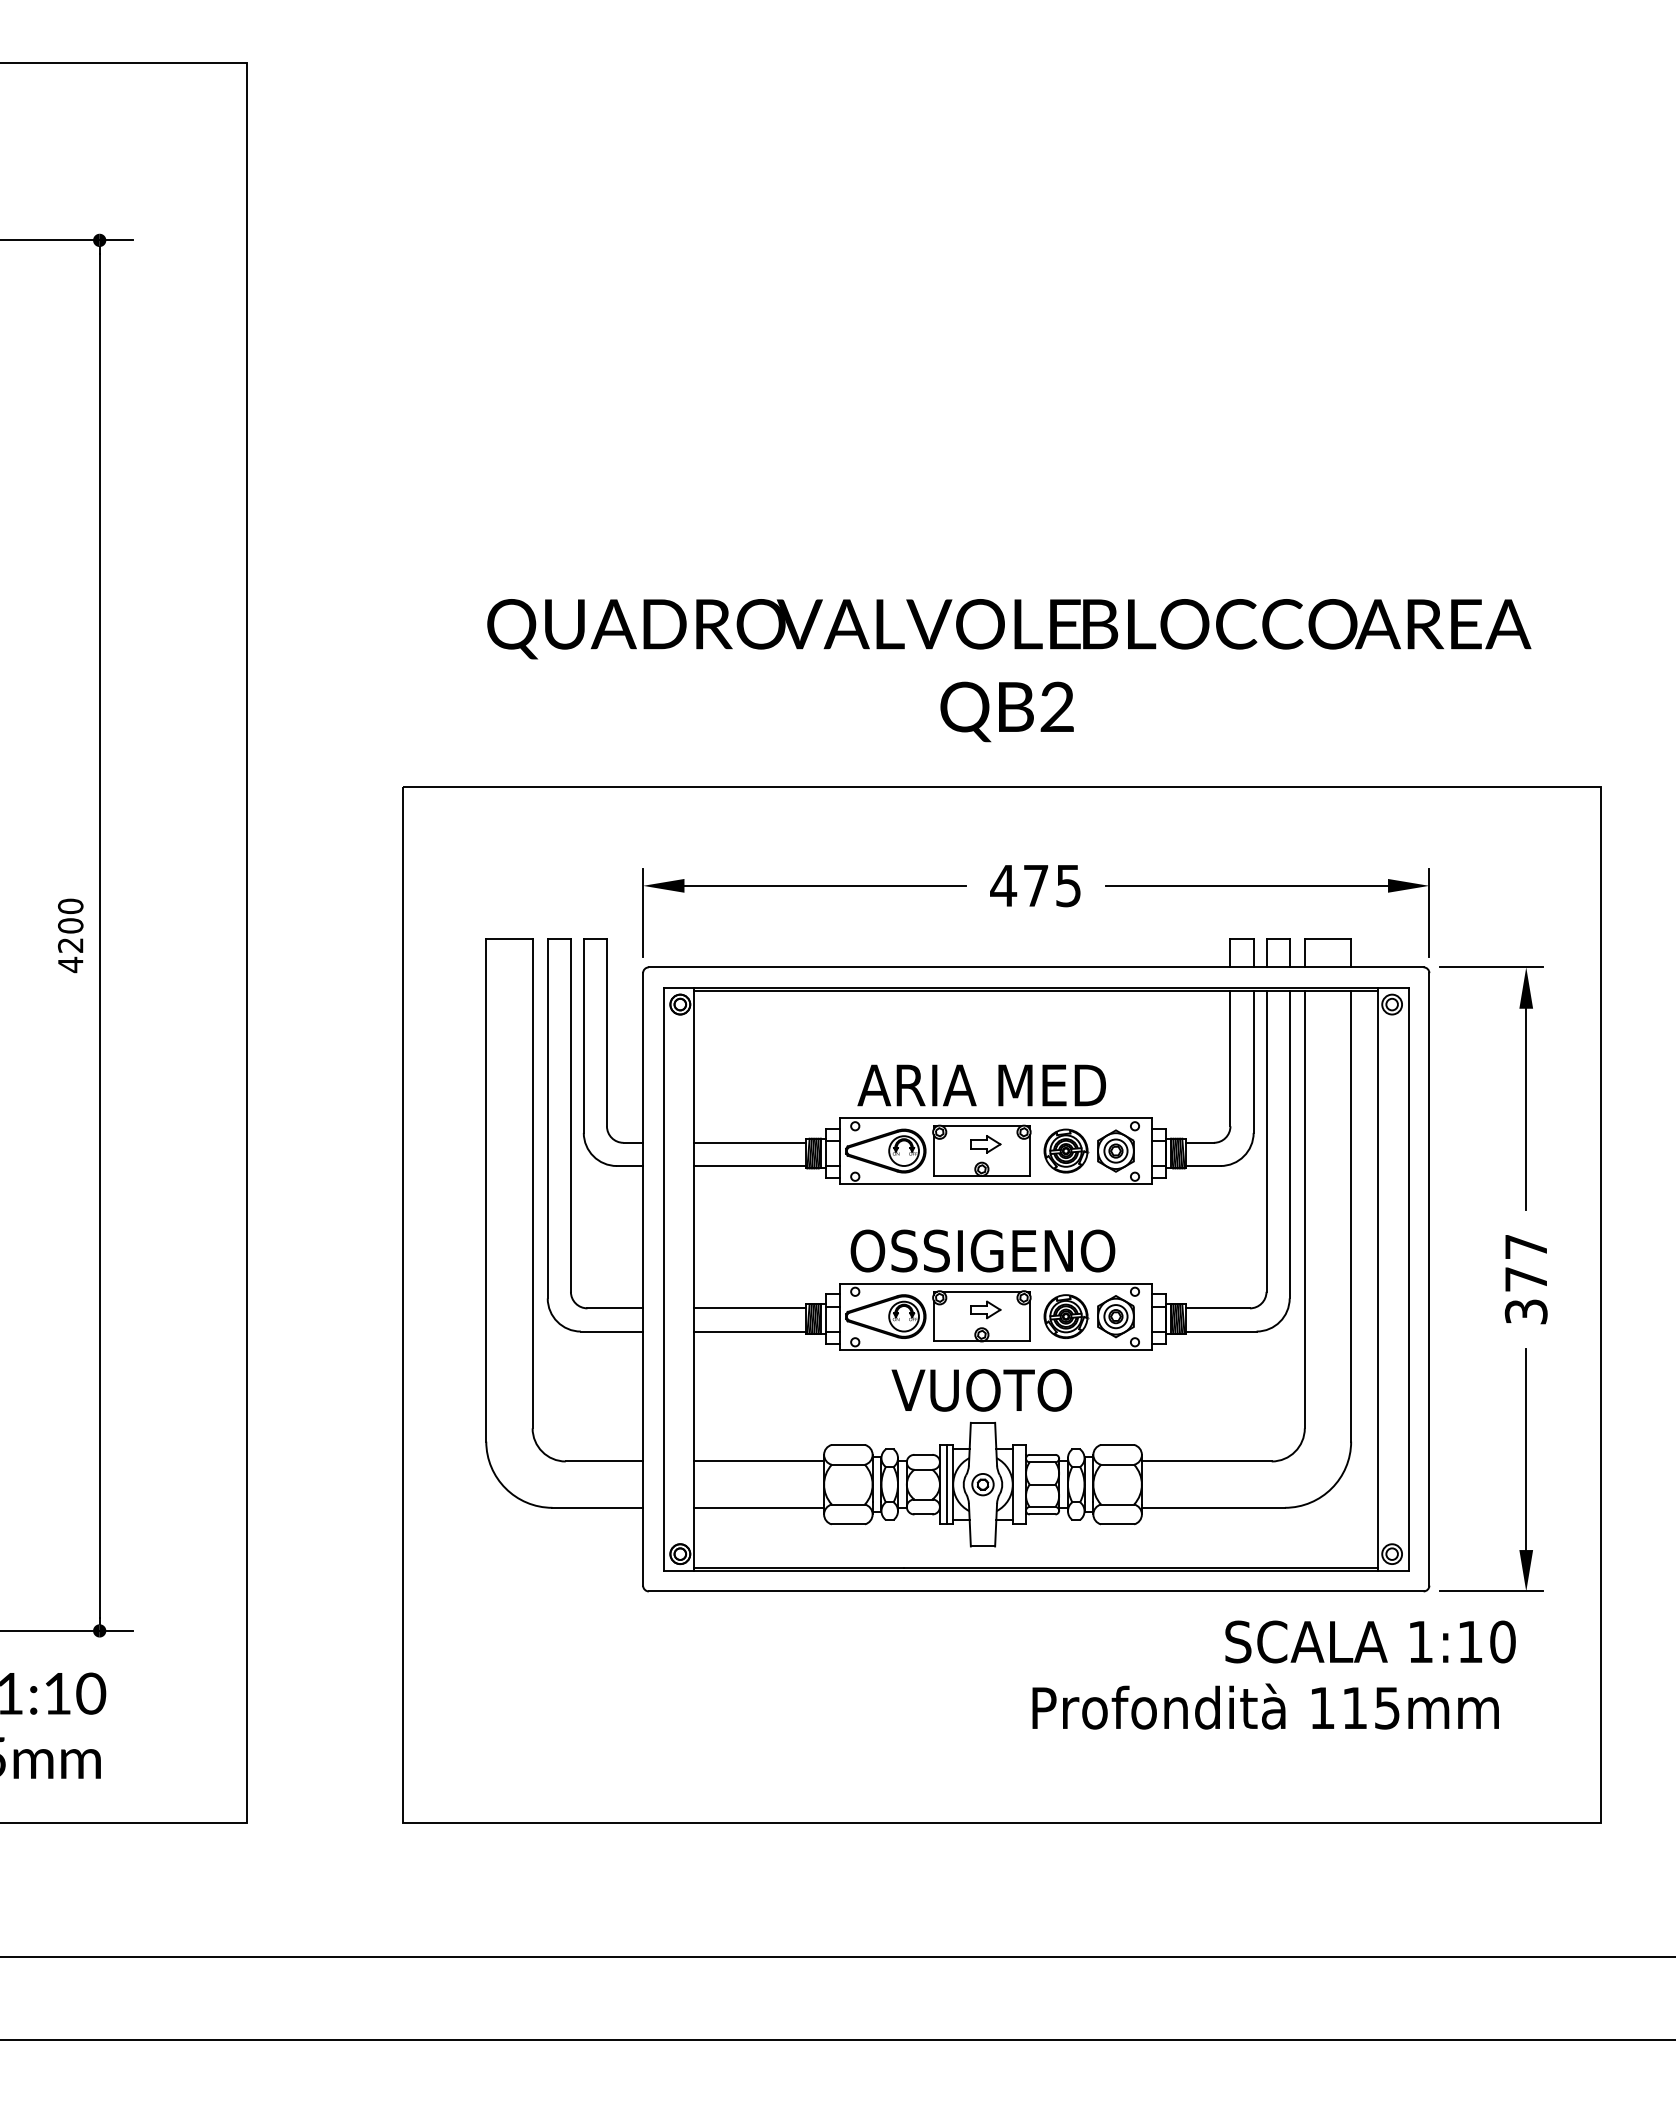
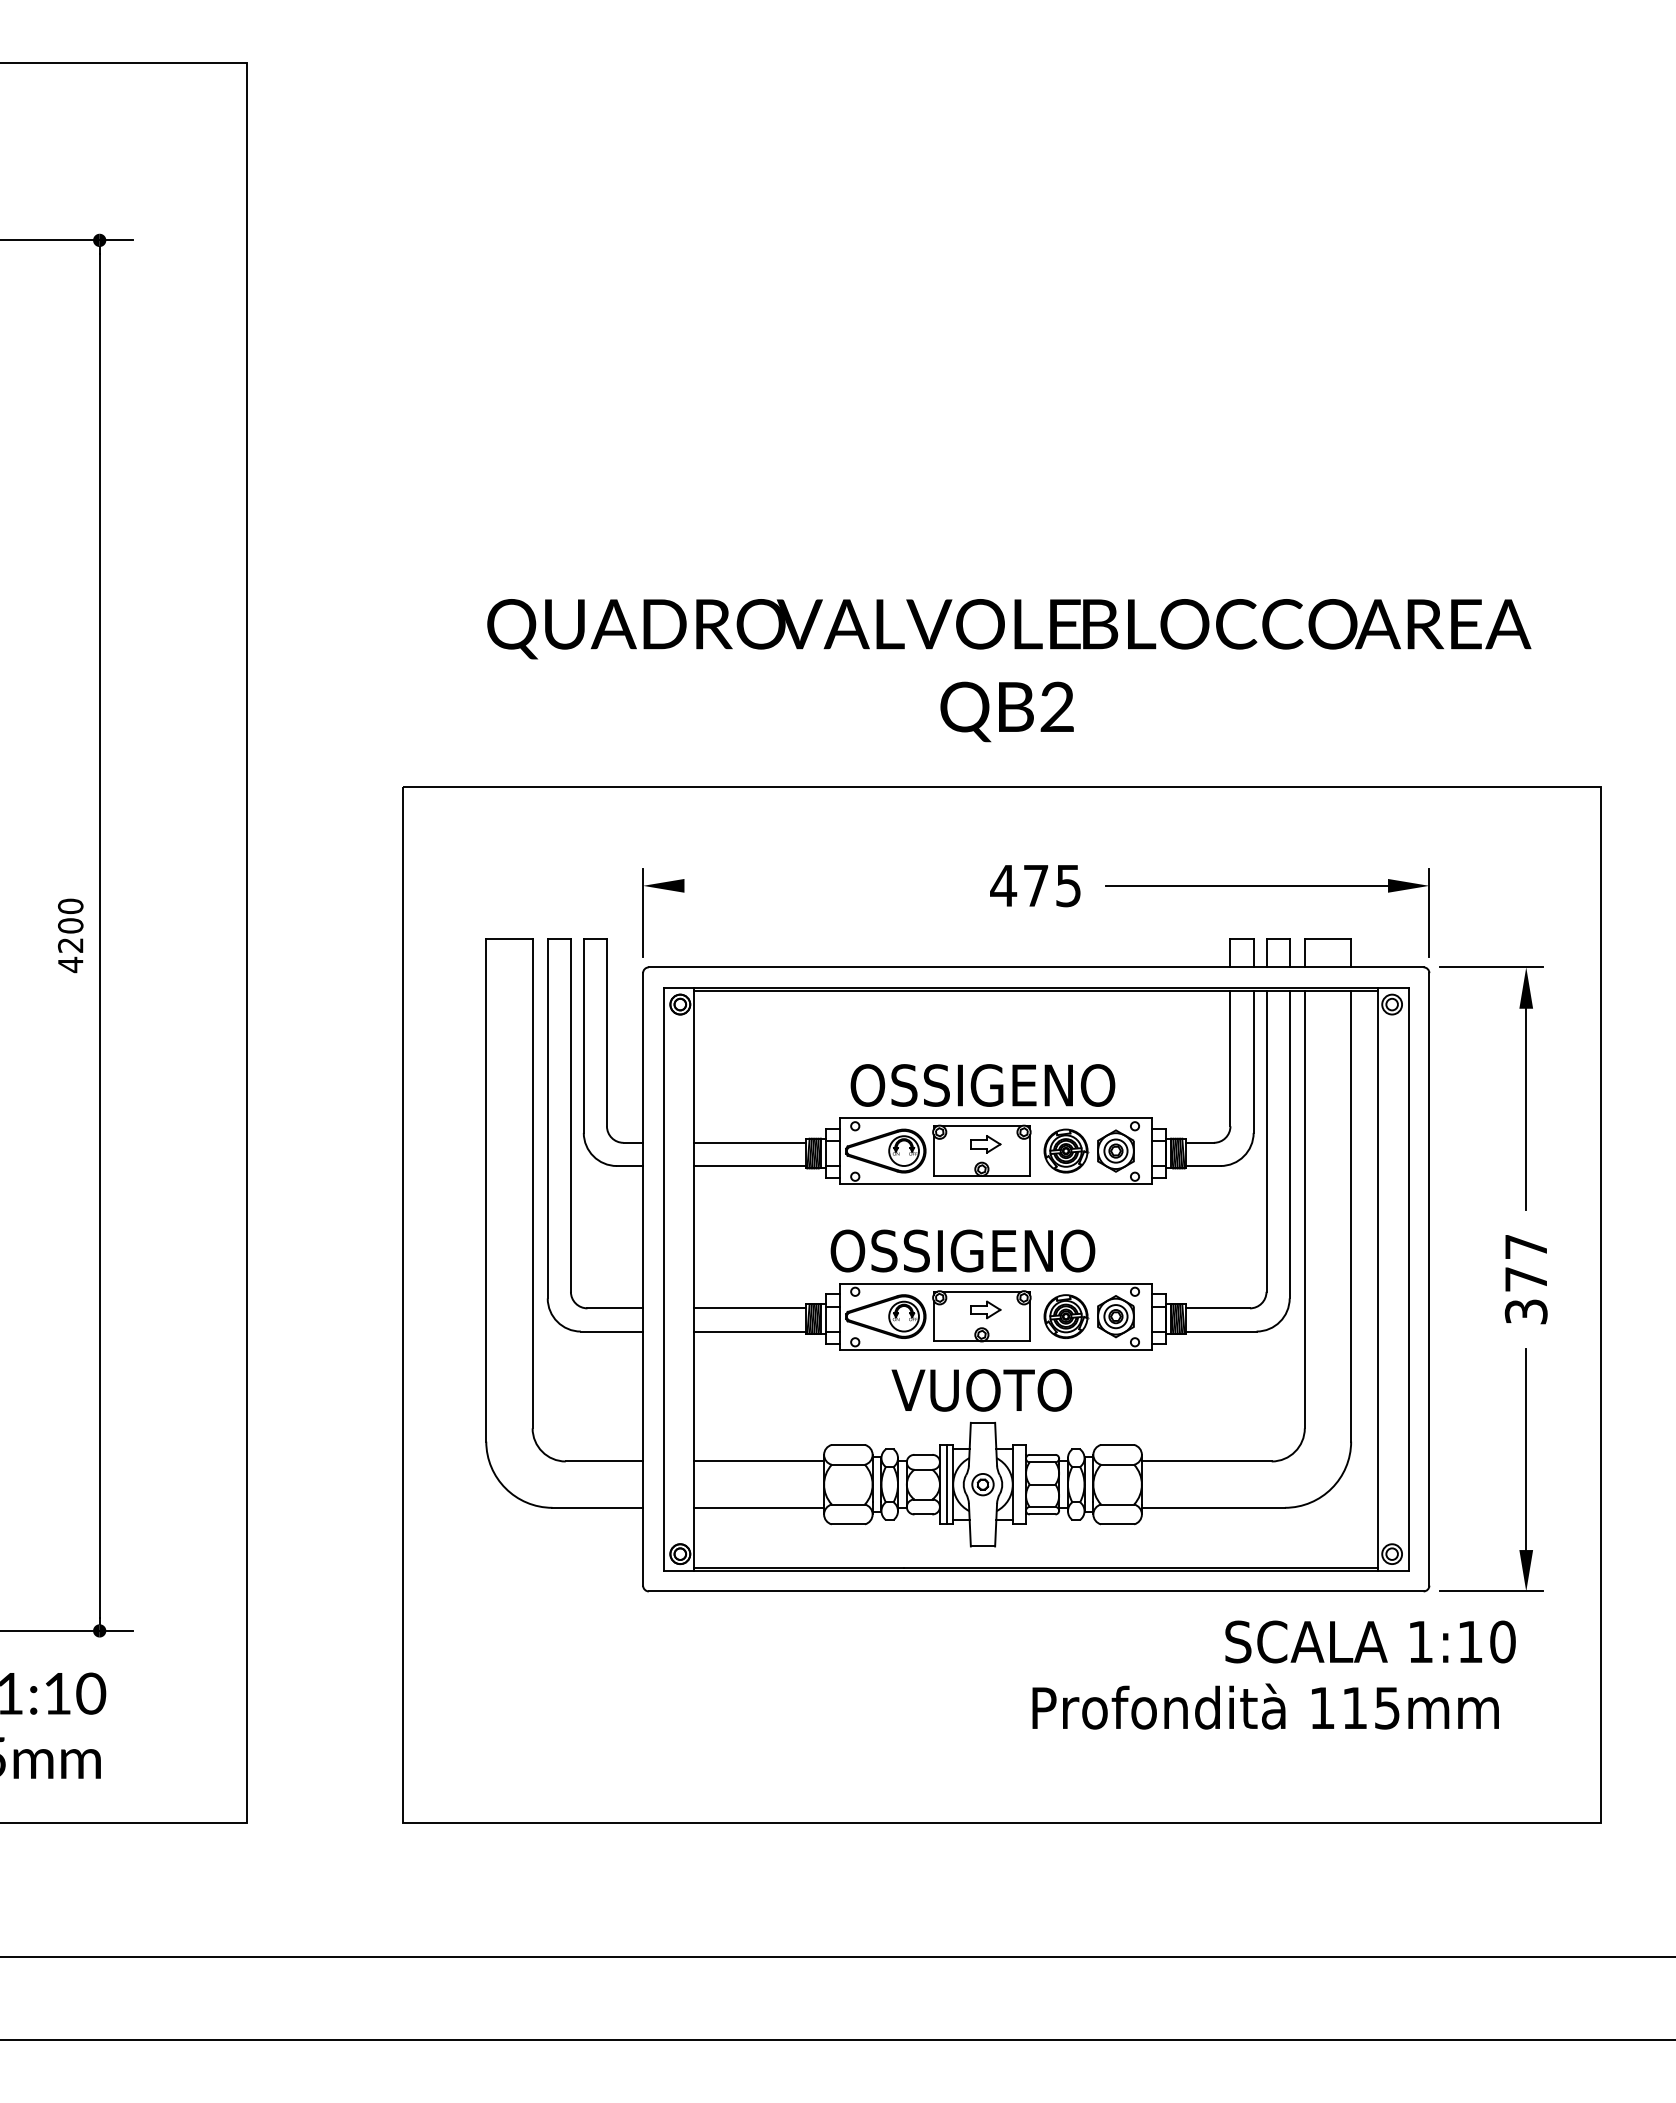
line: present -> none (825, 885)
text: ARIA MED -> OSSIGENO (982, 1085)
text position: (982, 1250) -> (962, 1250) (962, 1250)
